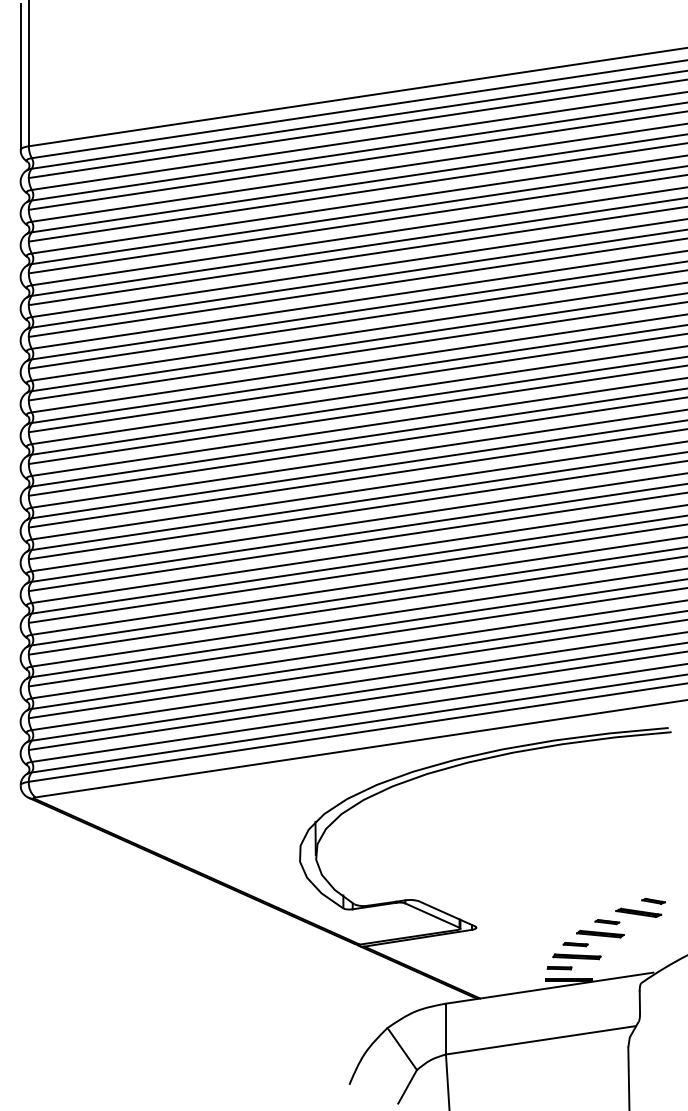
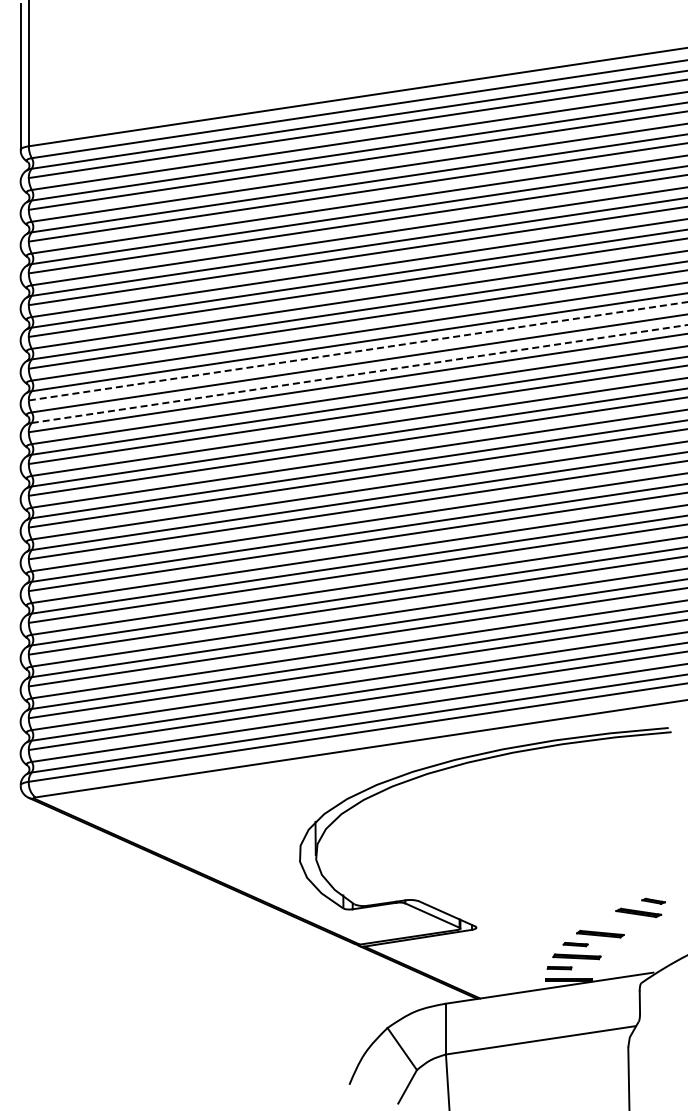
line: solid -> dashed (358, 351)
line: solid -> dashed (359, 373)
part: present -> none (607, 922)
